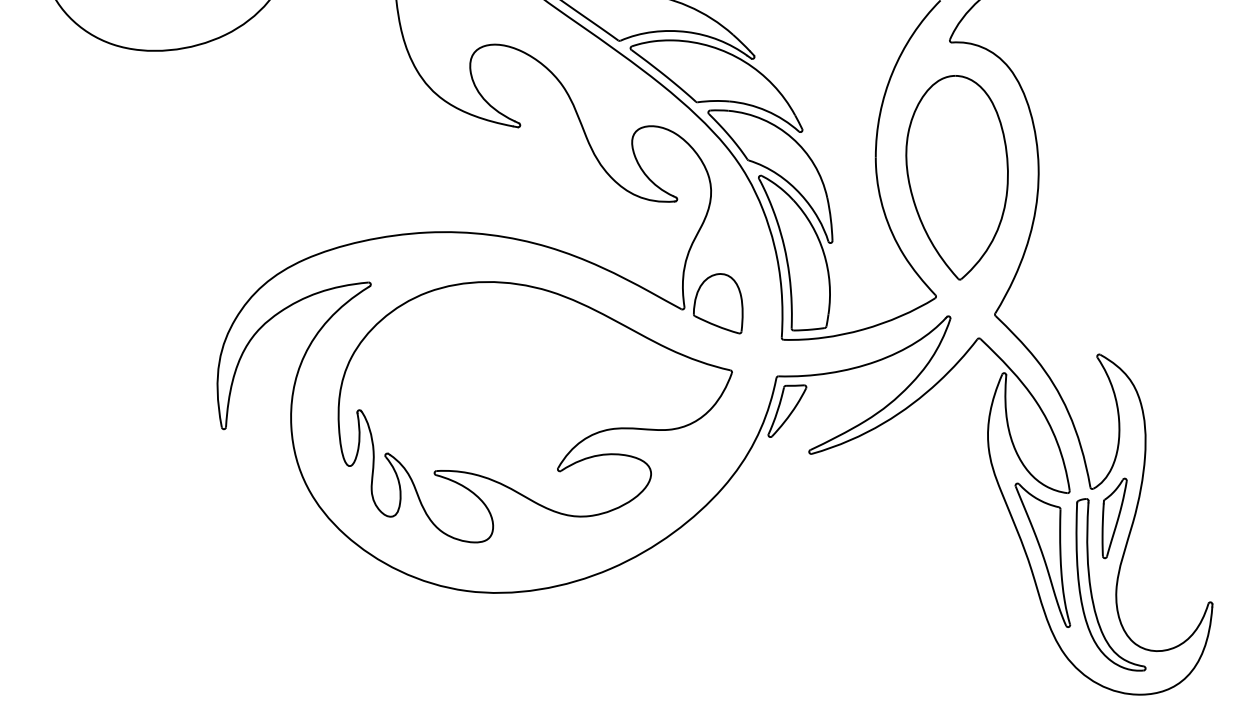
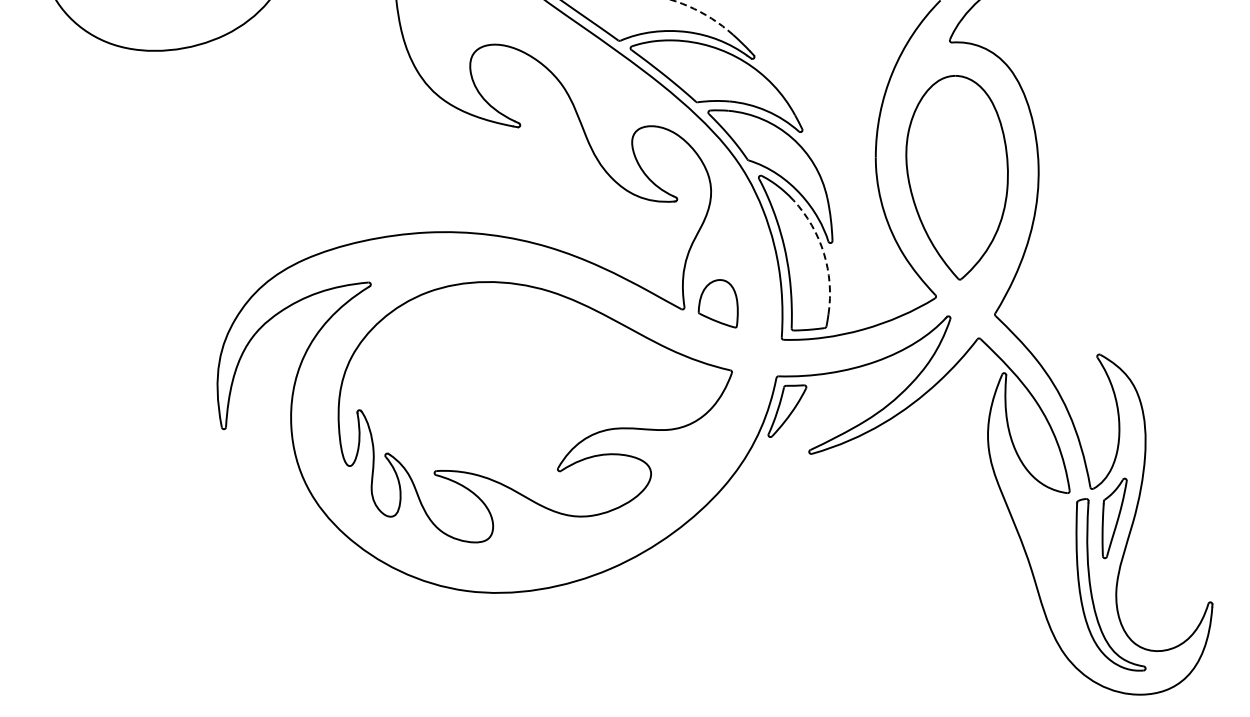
arc: solid -> dashed (703, 13)
arc: solid -> dashed (823, 253)
part size: 51x62 px -> 42x50 px (717, 303)
part: present -> none (1042, 554)
